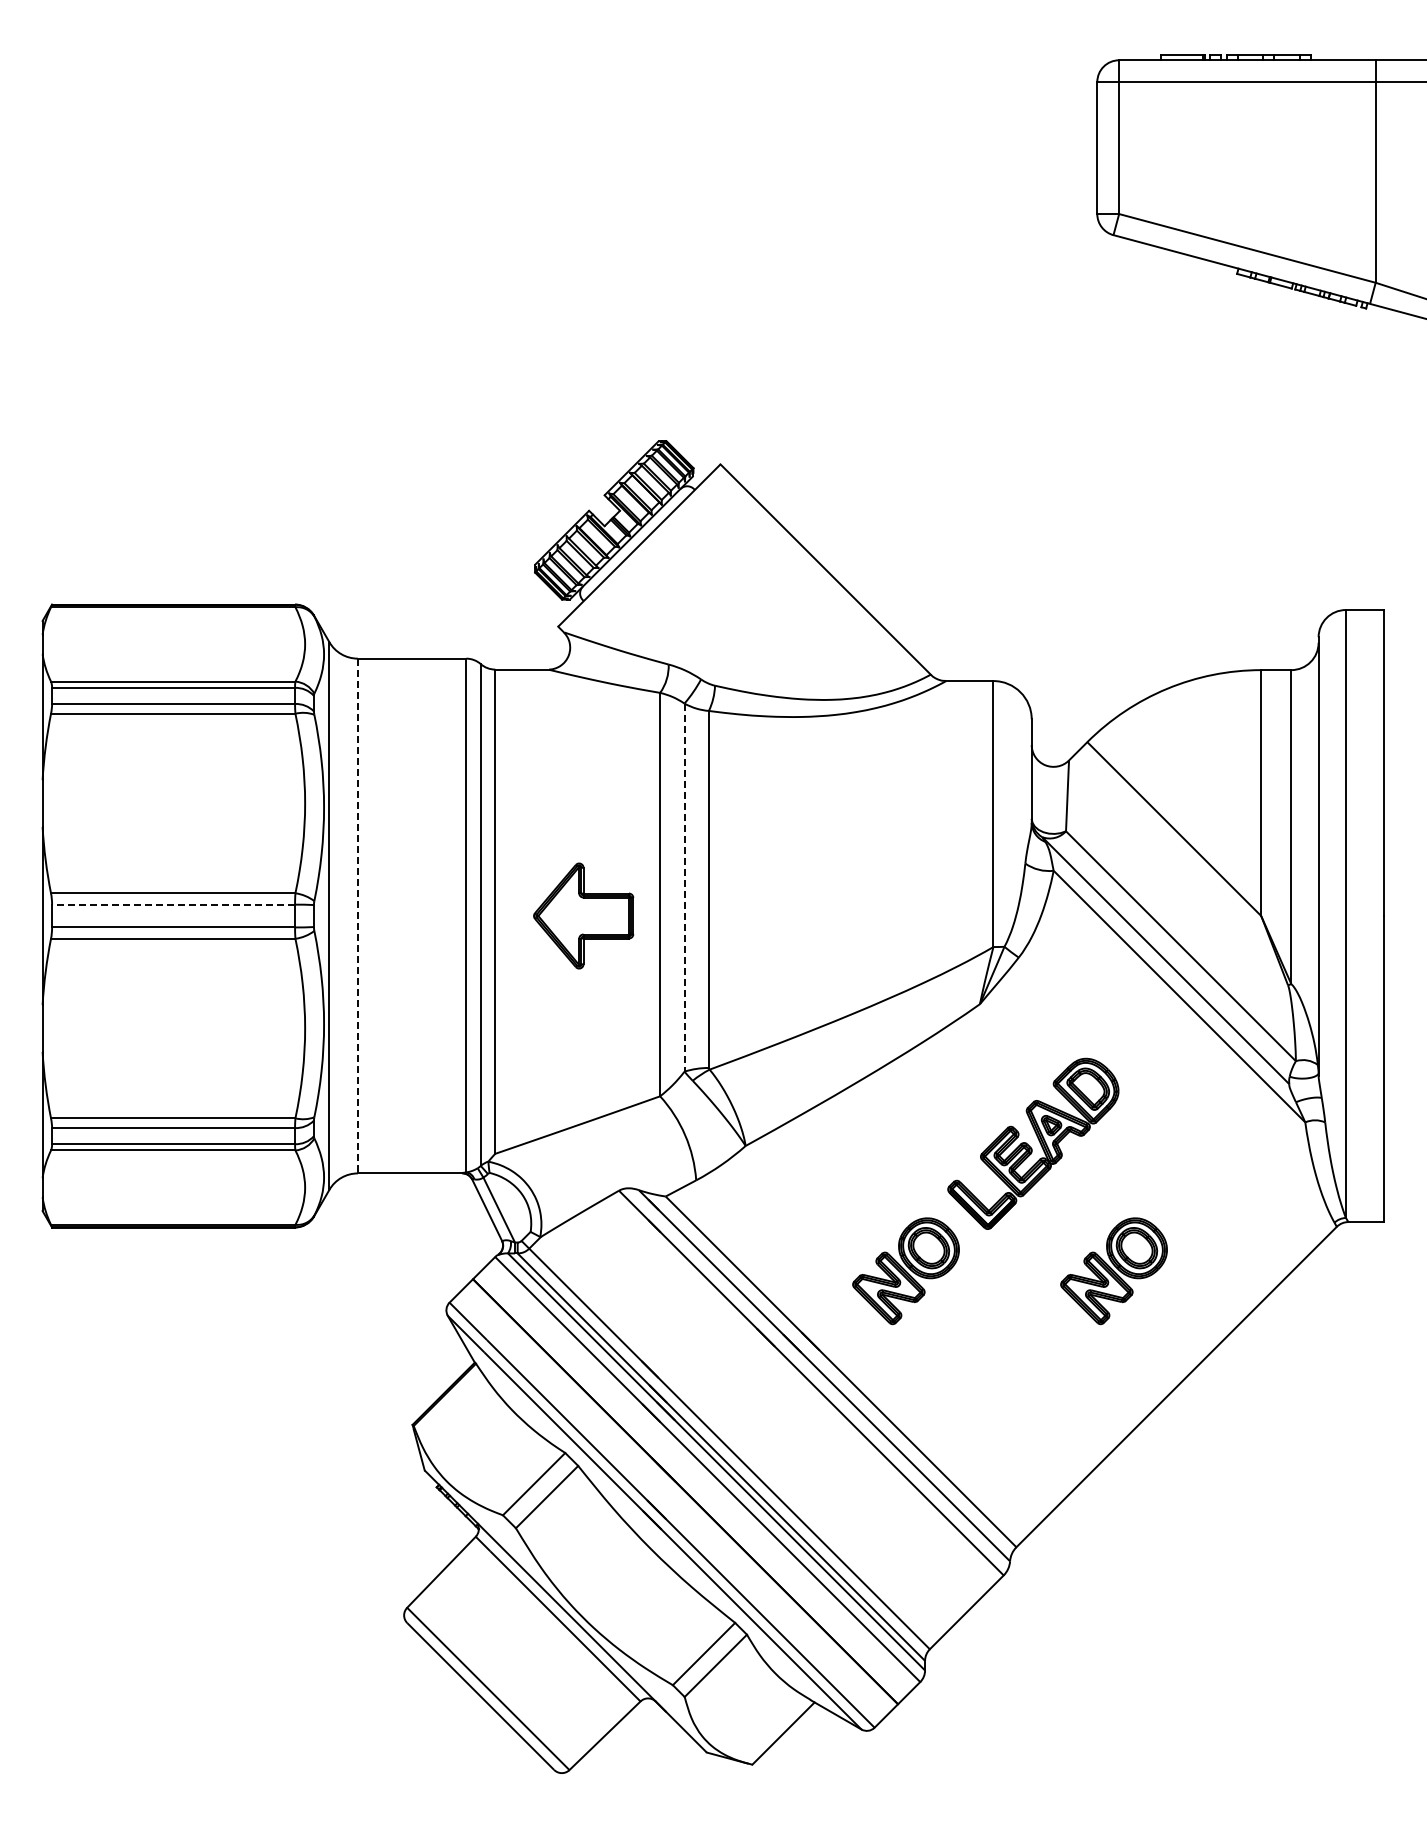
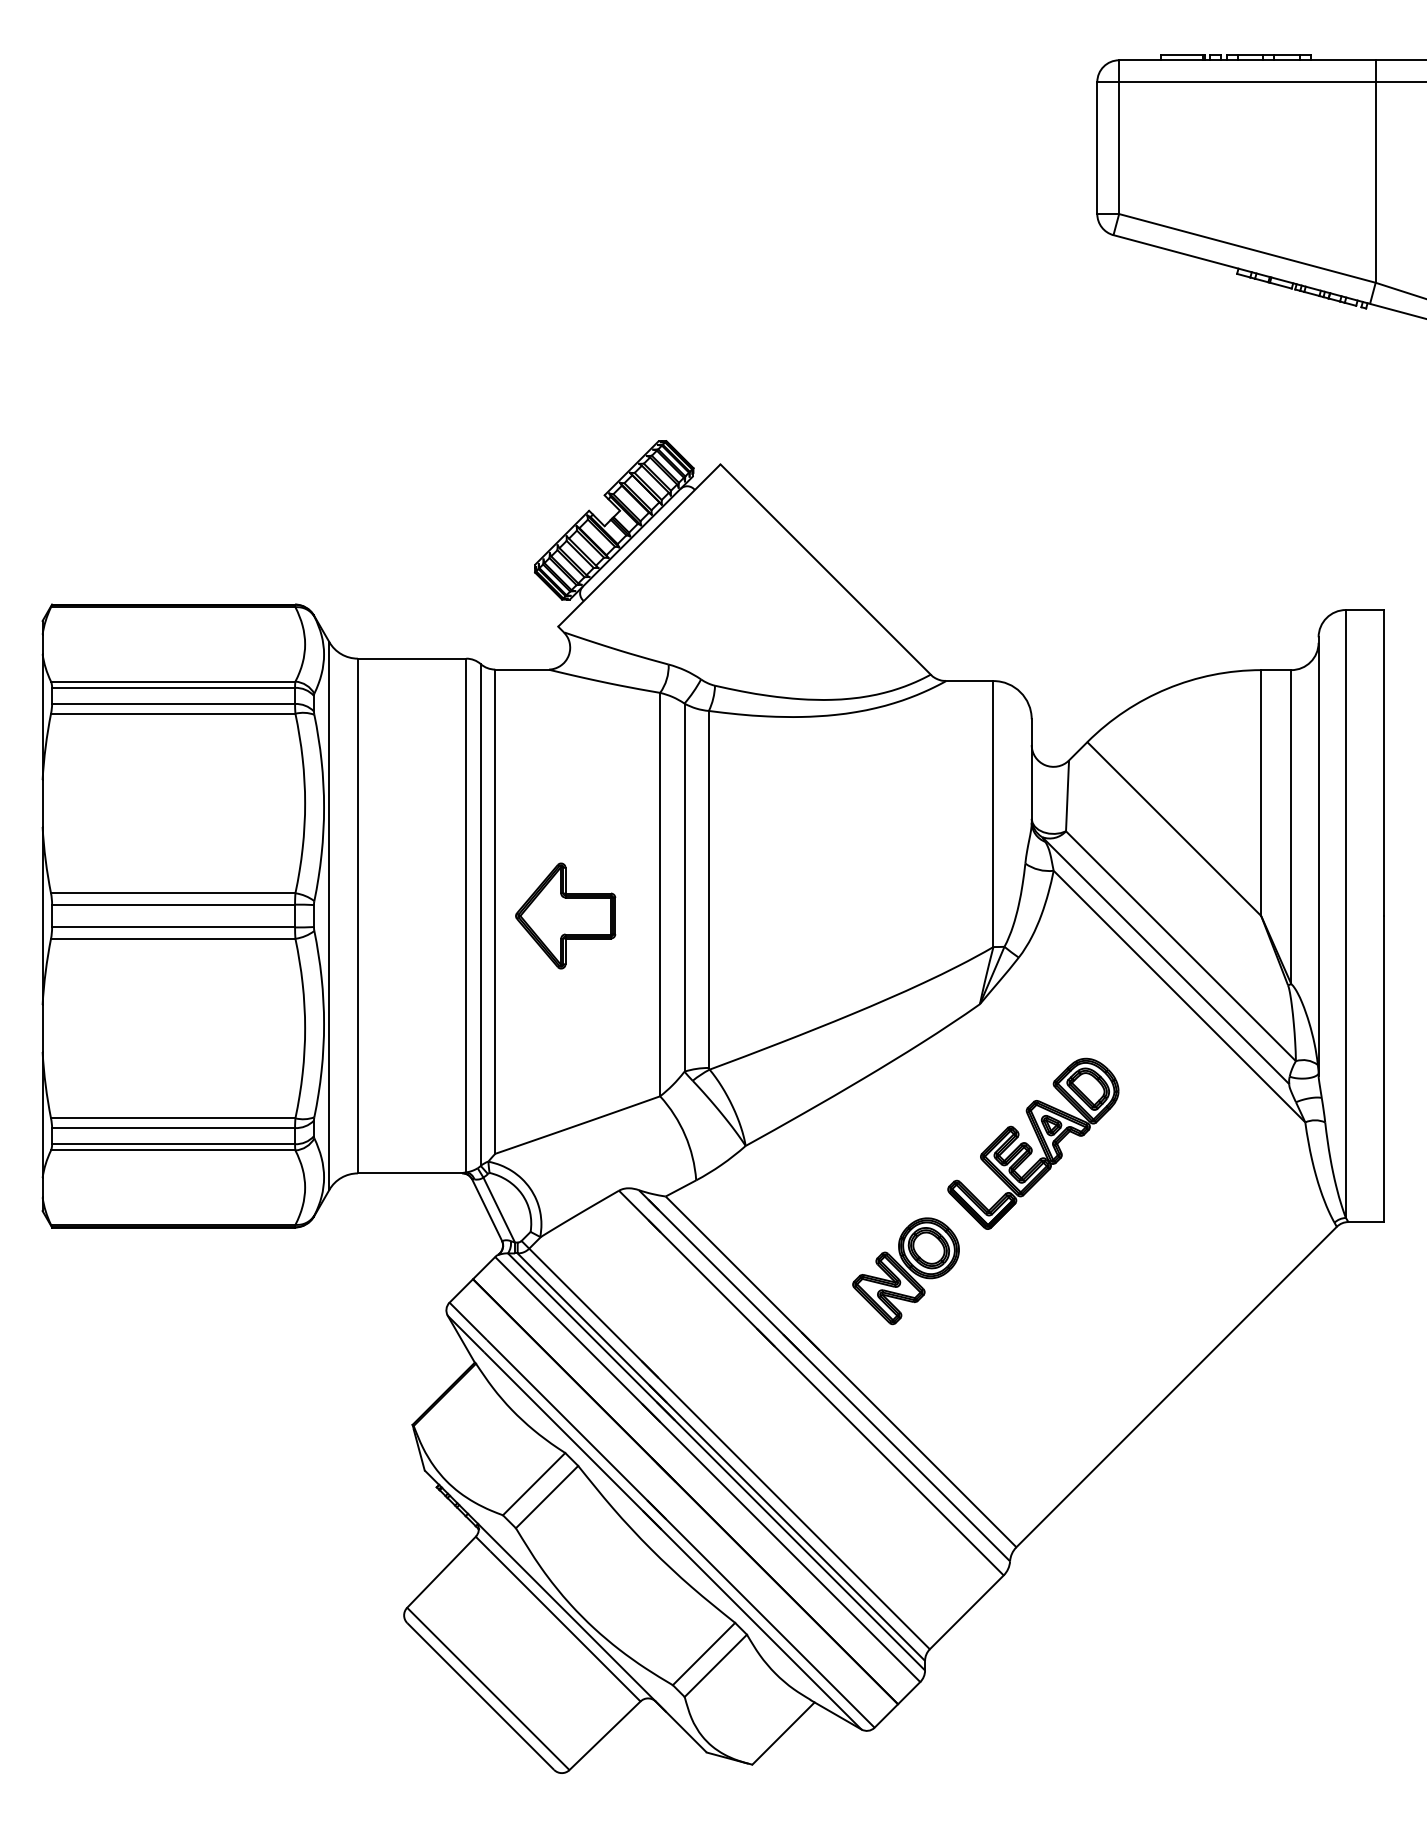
line: dashed -> solid (684, 888)
line: dashed -> solid (173, 904)
part position: (583, 915) -> (565, 915) (565, 915)
line: dashed -> solid (357, 916)
part: present -> none (1113, 1271)
